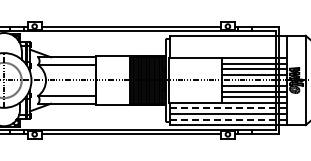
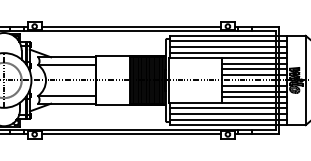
line: none -> present (228, 41)
line: none -> present (228, 46)
line: none -> present (228, 52)
line: dashed -> solid (228, 108)
line: dashed -> solid (228, 119)
